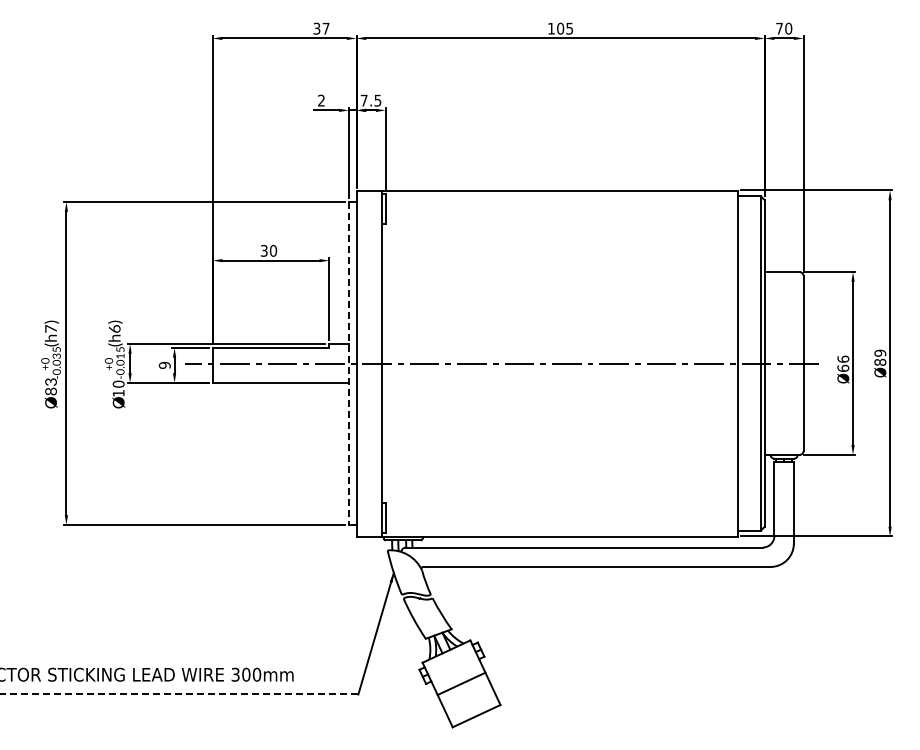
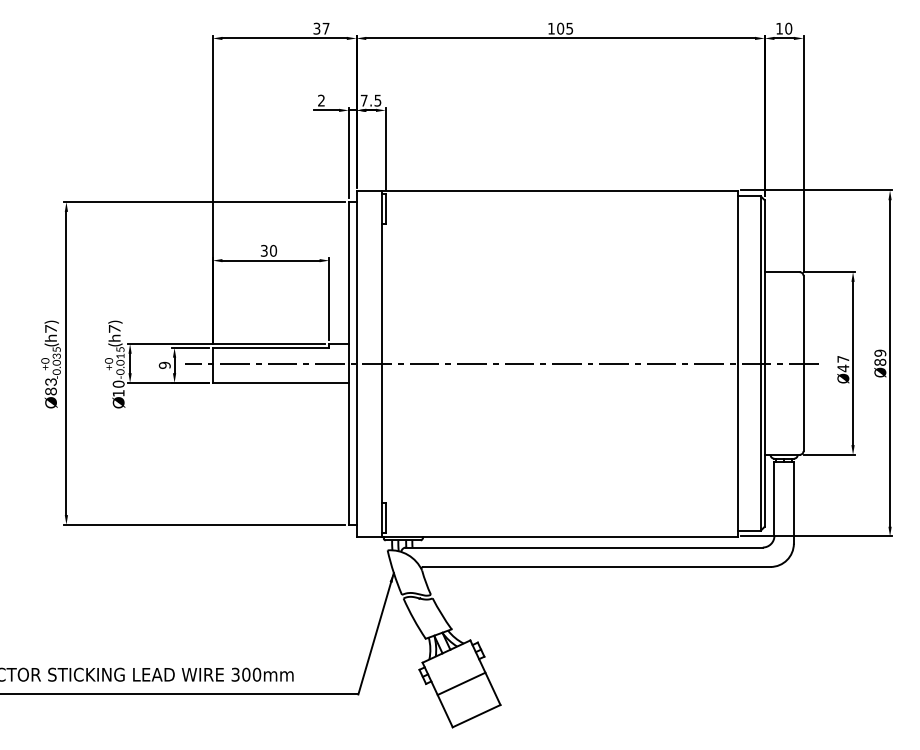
text: 70 -> 10 (779, 28)
text: (h6) -> (h7) (114, 328)
text: Ø66 -> Ø47 (843, 363)
line: dashed -> solid (348, 364)
line: dashed -> solid (179, 694)
